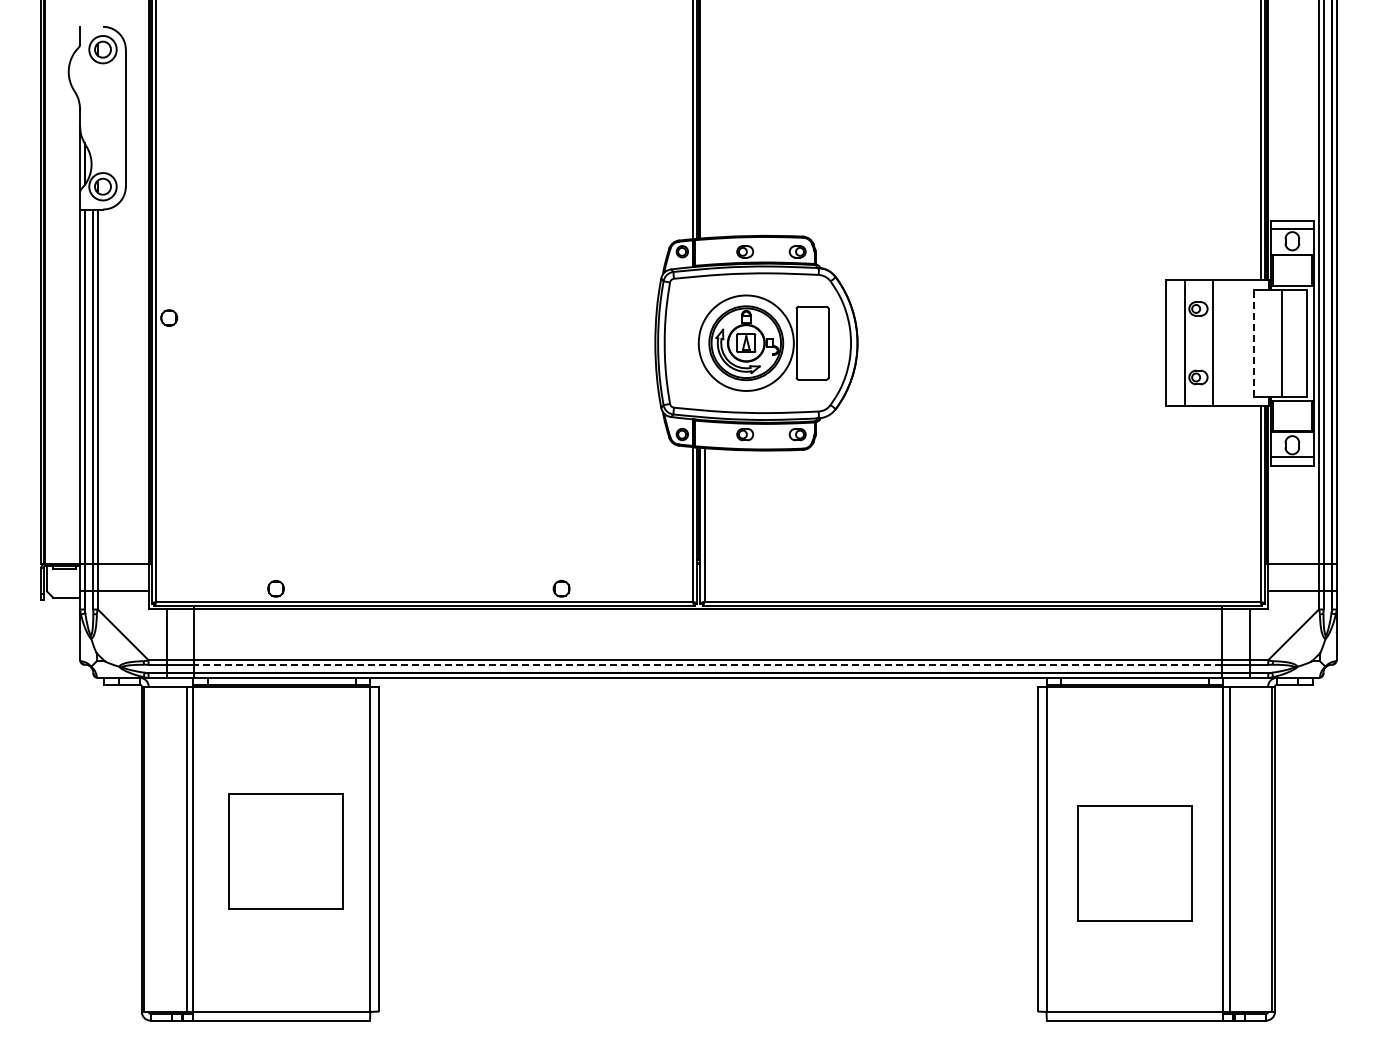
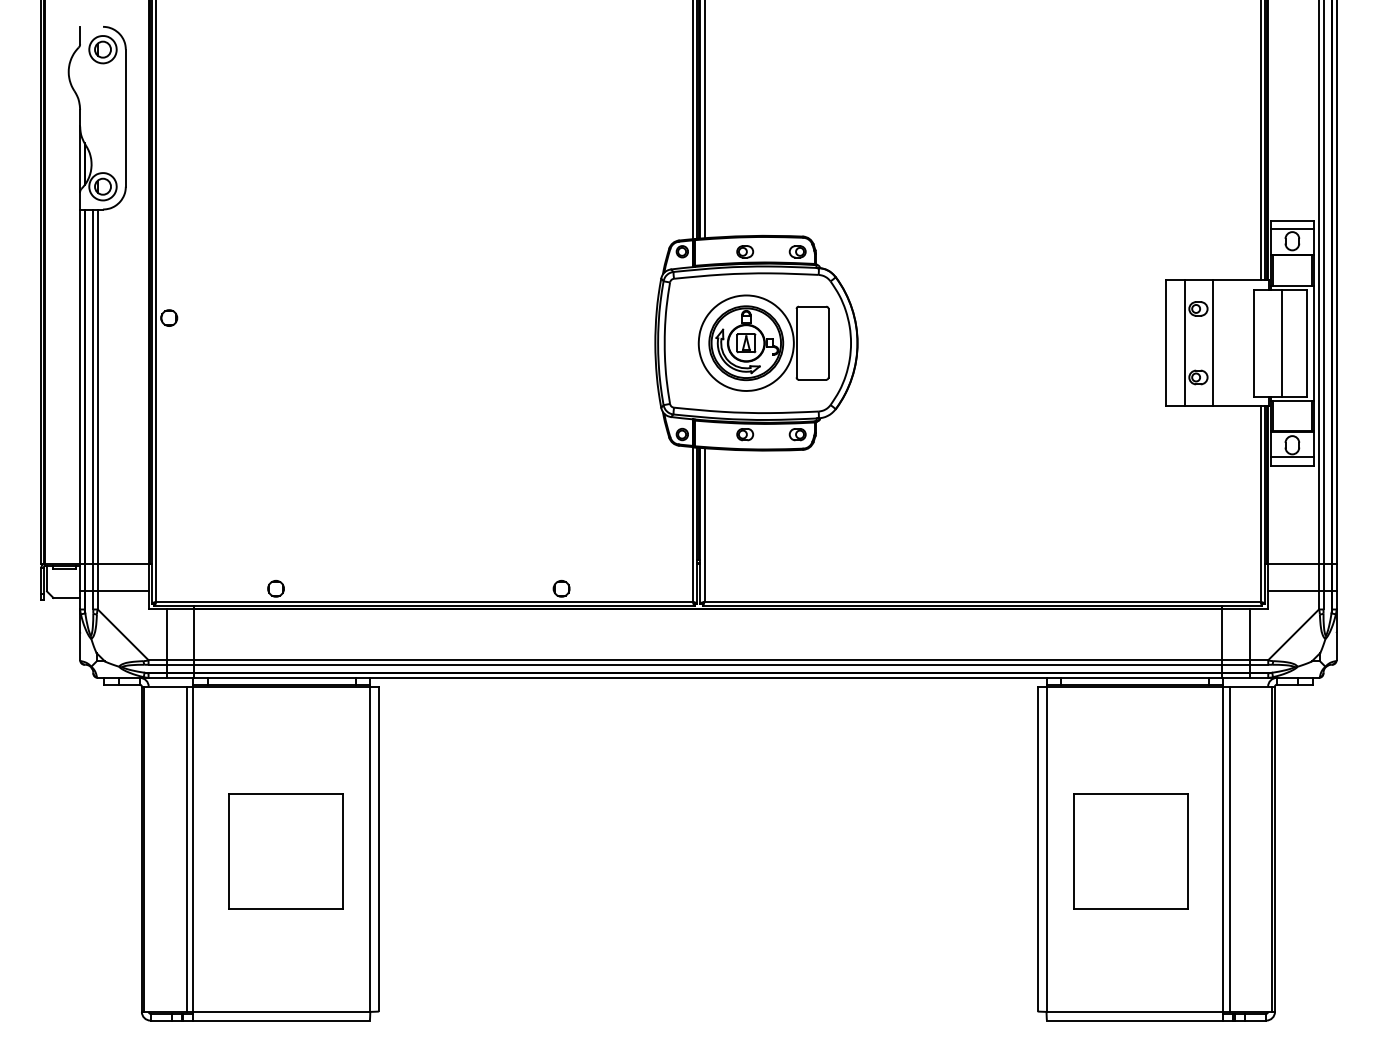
line: none -> present (704, 120)
line: dashed -> solid (1253, 343)
line: dashed -> solid (707, 664)
part position: (1134, 863) -> (1130, 851) (1130, 851)
